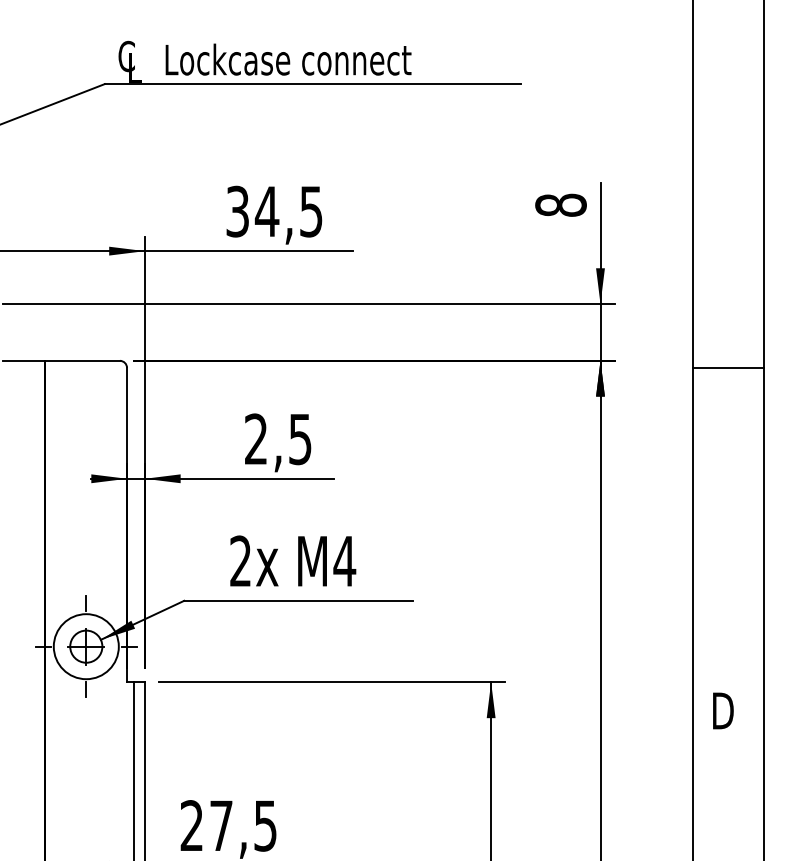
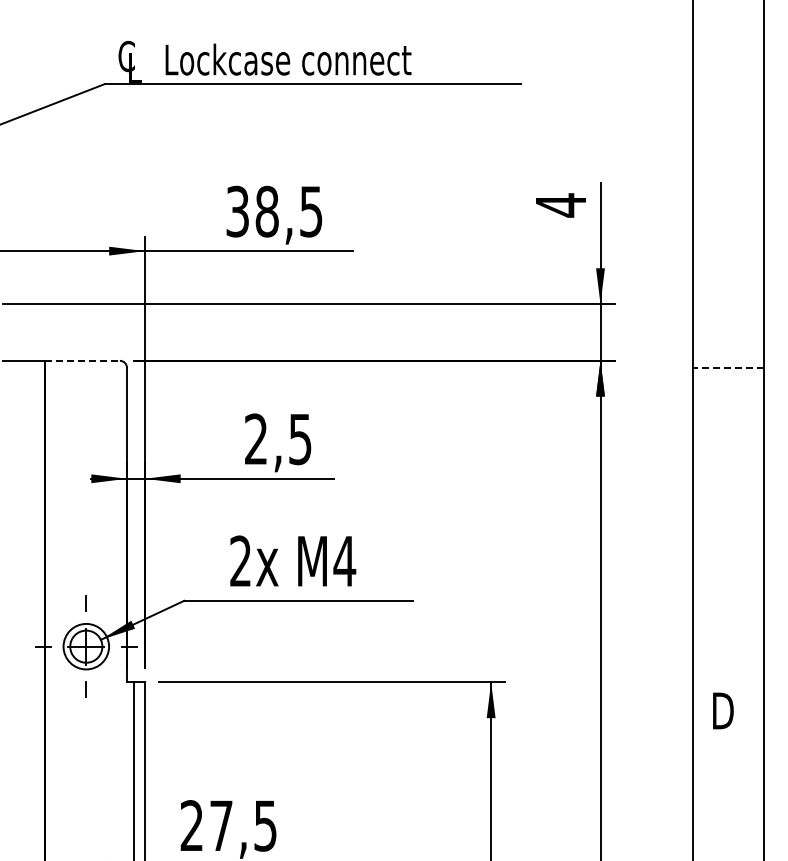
text: 8 -> 4 (560, 205)
text: 34,5 -> 38,5 (266, 211)
line: solid -> dashed (83, 360)
line: solid -> dashed (728, 368)
circle diameter: 65 px -> 46 px (86, 646)
